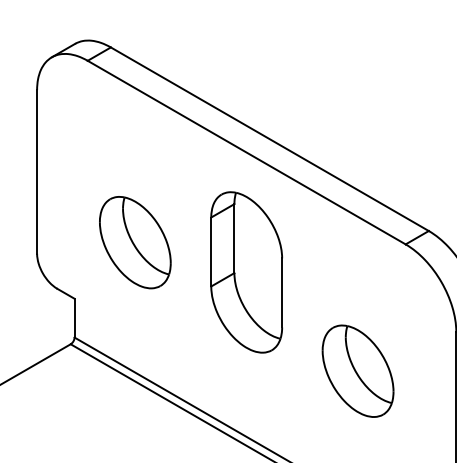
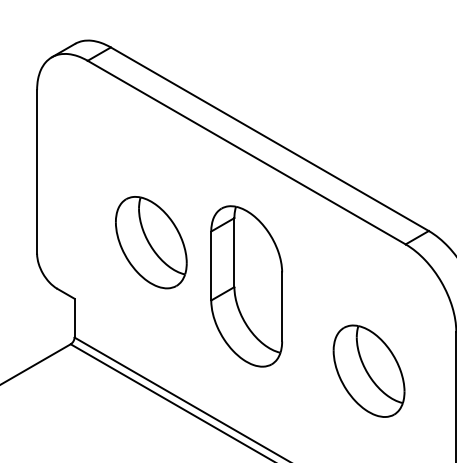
part position: (135, 242) -> (151, 242) (151, 242)
part position: (246, 272) -> (246, 286) (246, 286)
part position: (357, 370) -> (368, 370) (368, 370)
